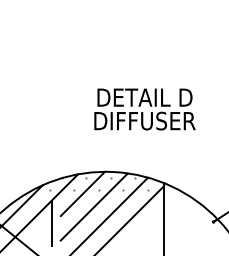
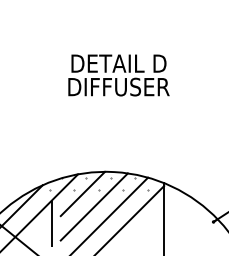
text position: (144, 109) -> (118, 75) (118, 75)
